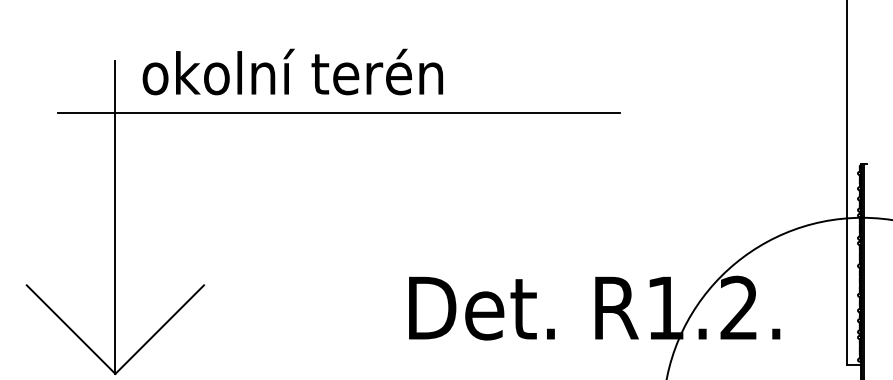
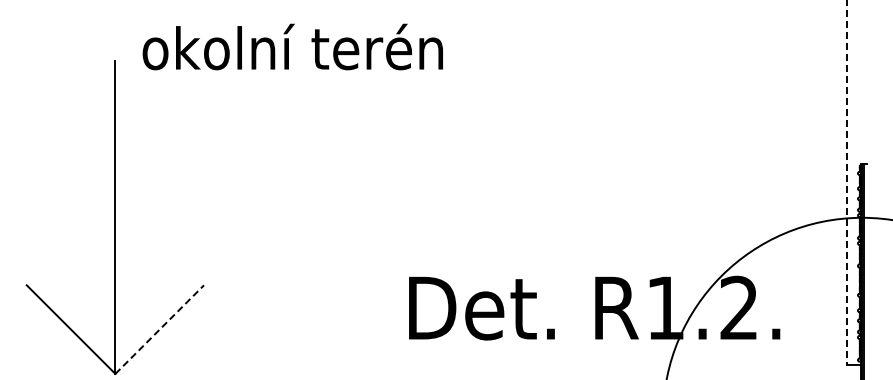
text position: (292, 71) -> (292, 46) (292, 46)
line: present -> none (338, 113)
line: solid -> dashed (846, 183)
line: solid -> dashed (159, 329)
